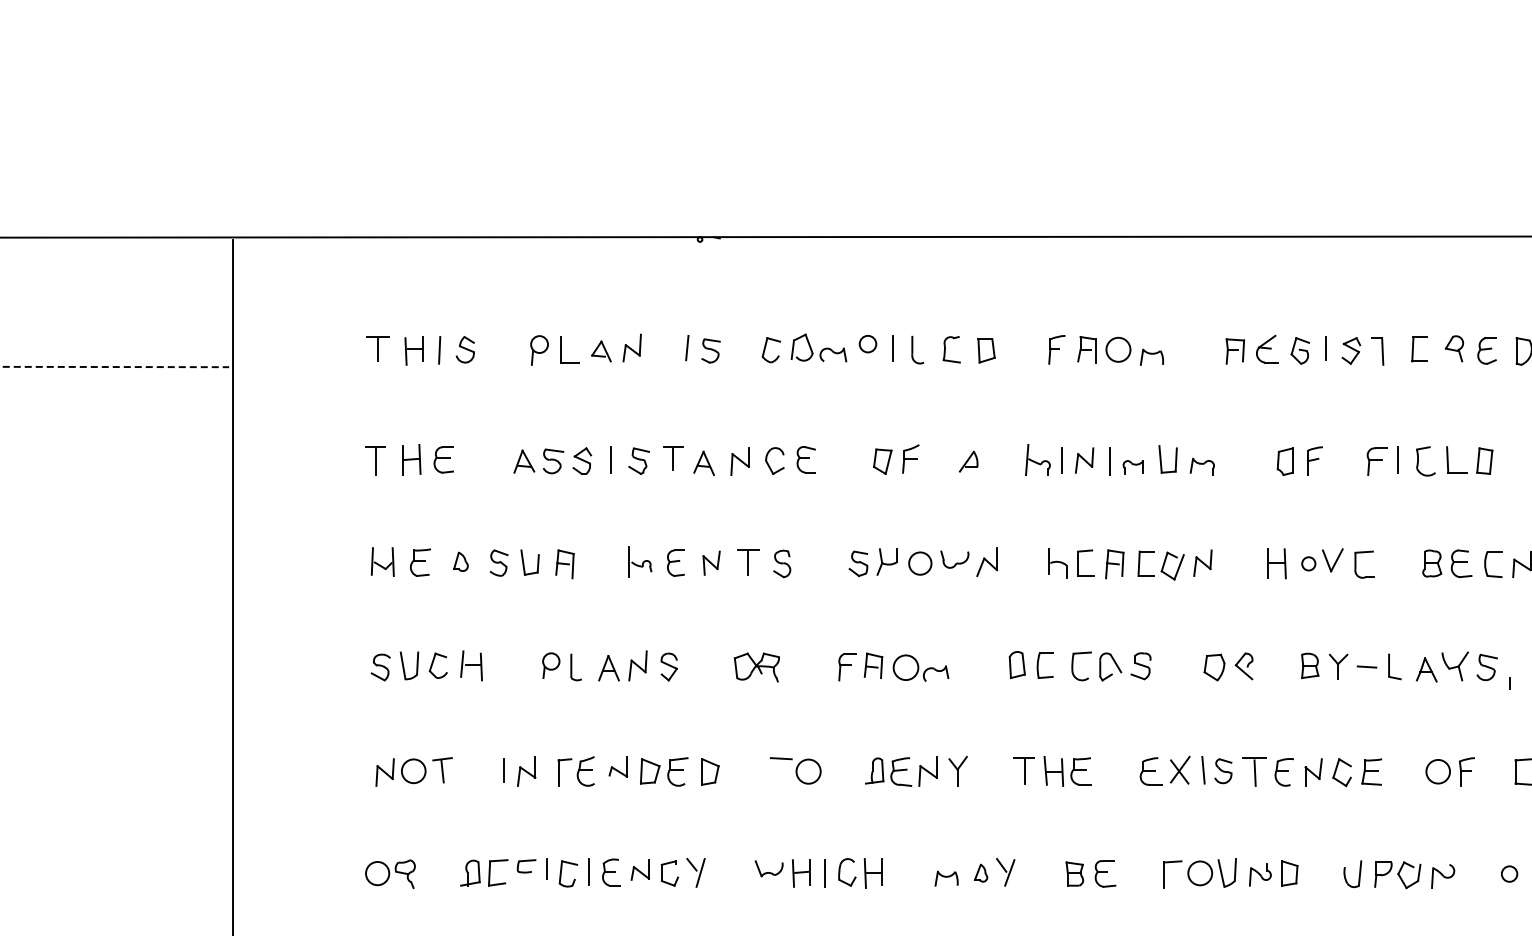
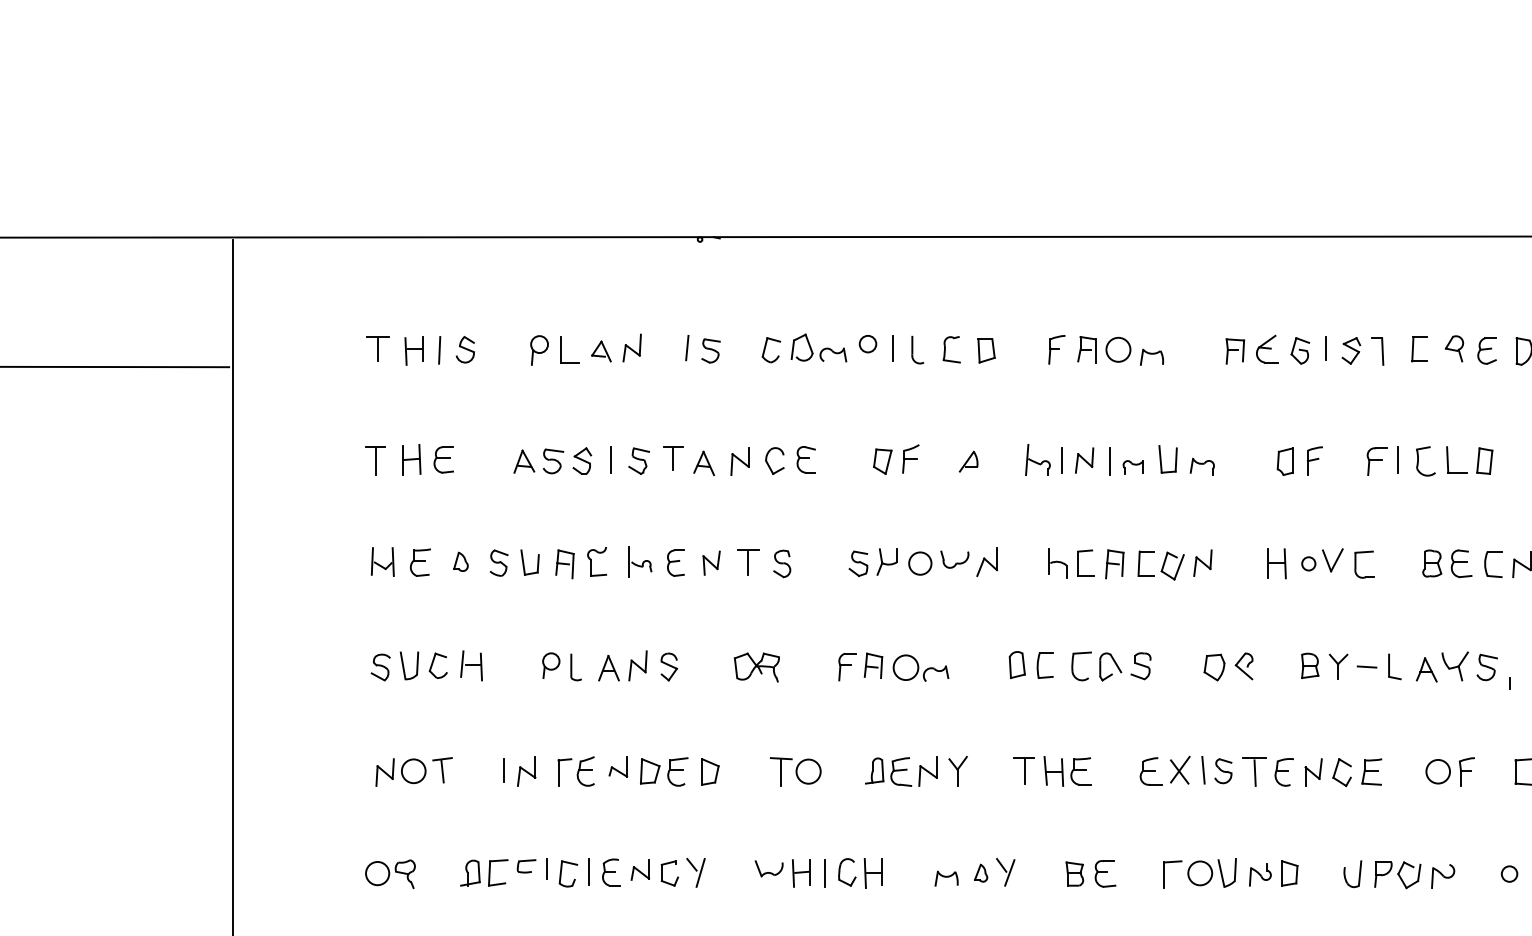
line: dashed -> solid (115, 367)
part: none -> present (596, 561)
line: none -> present (781, 772)
